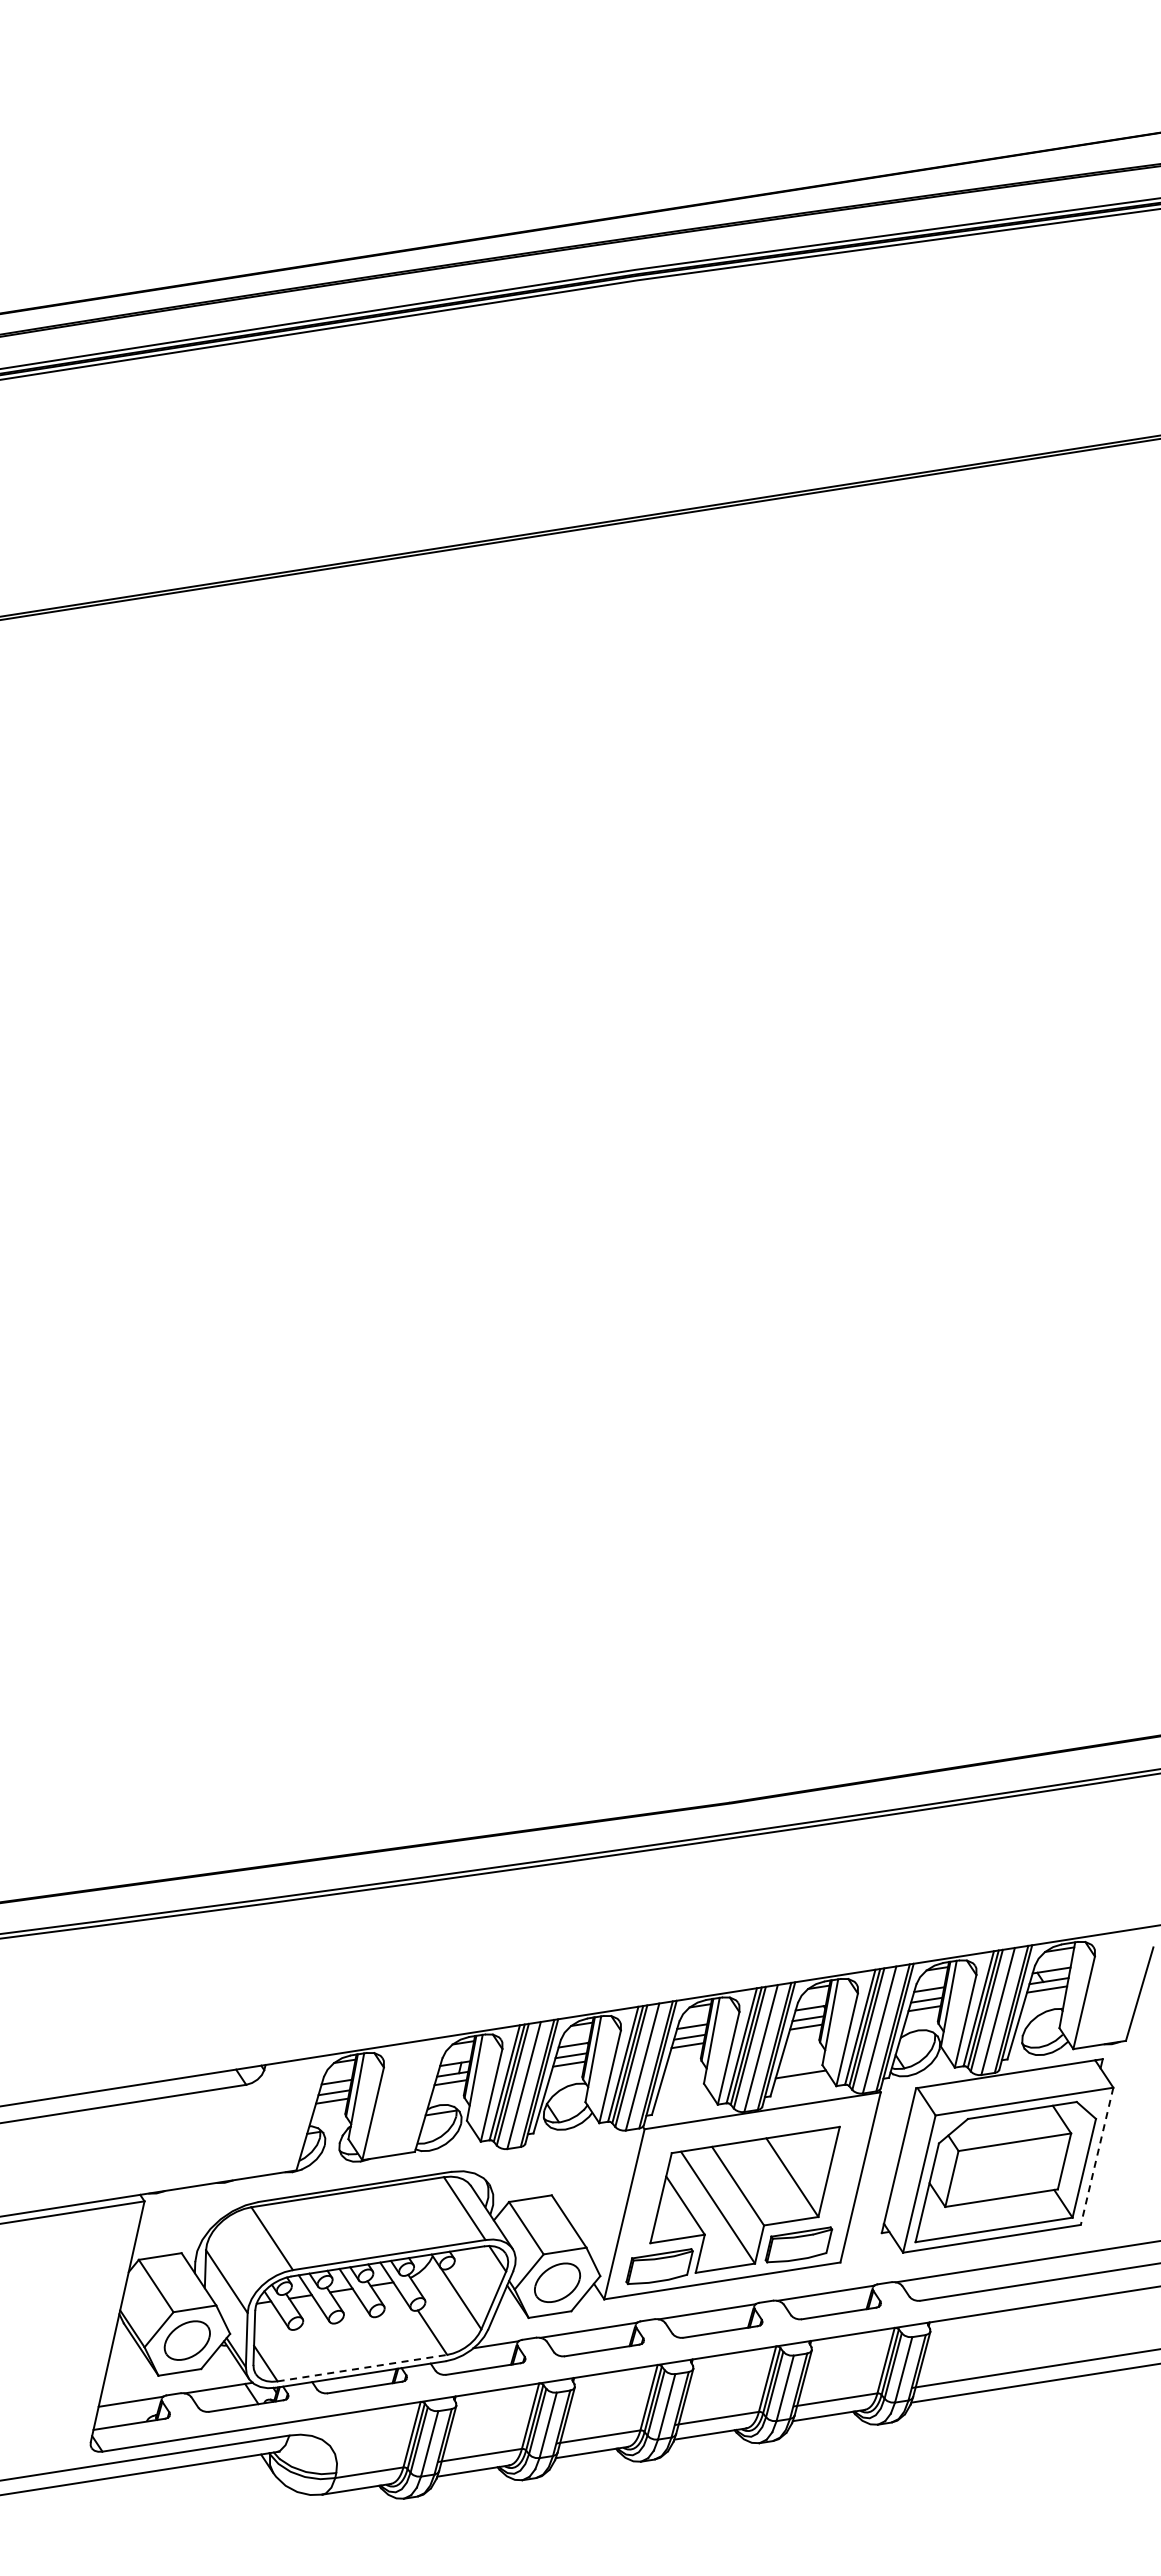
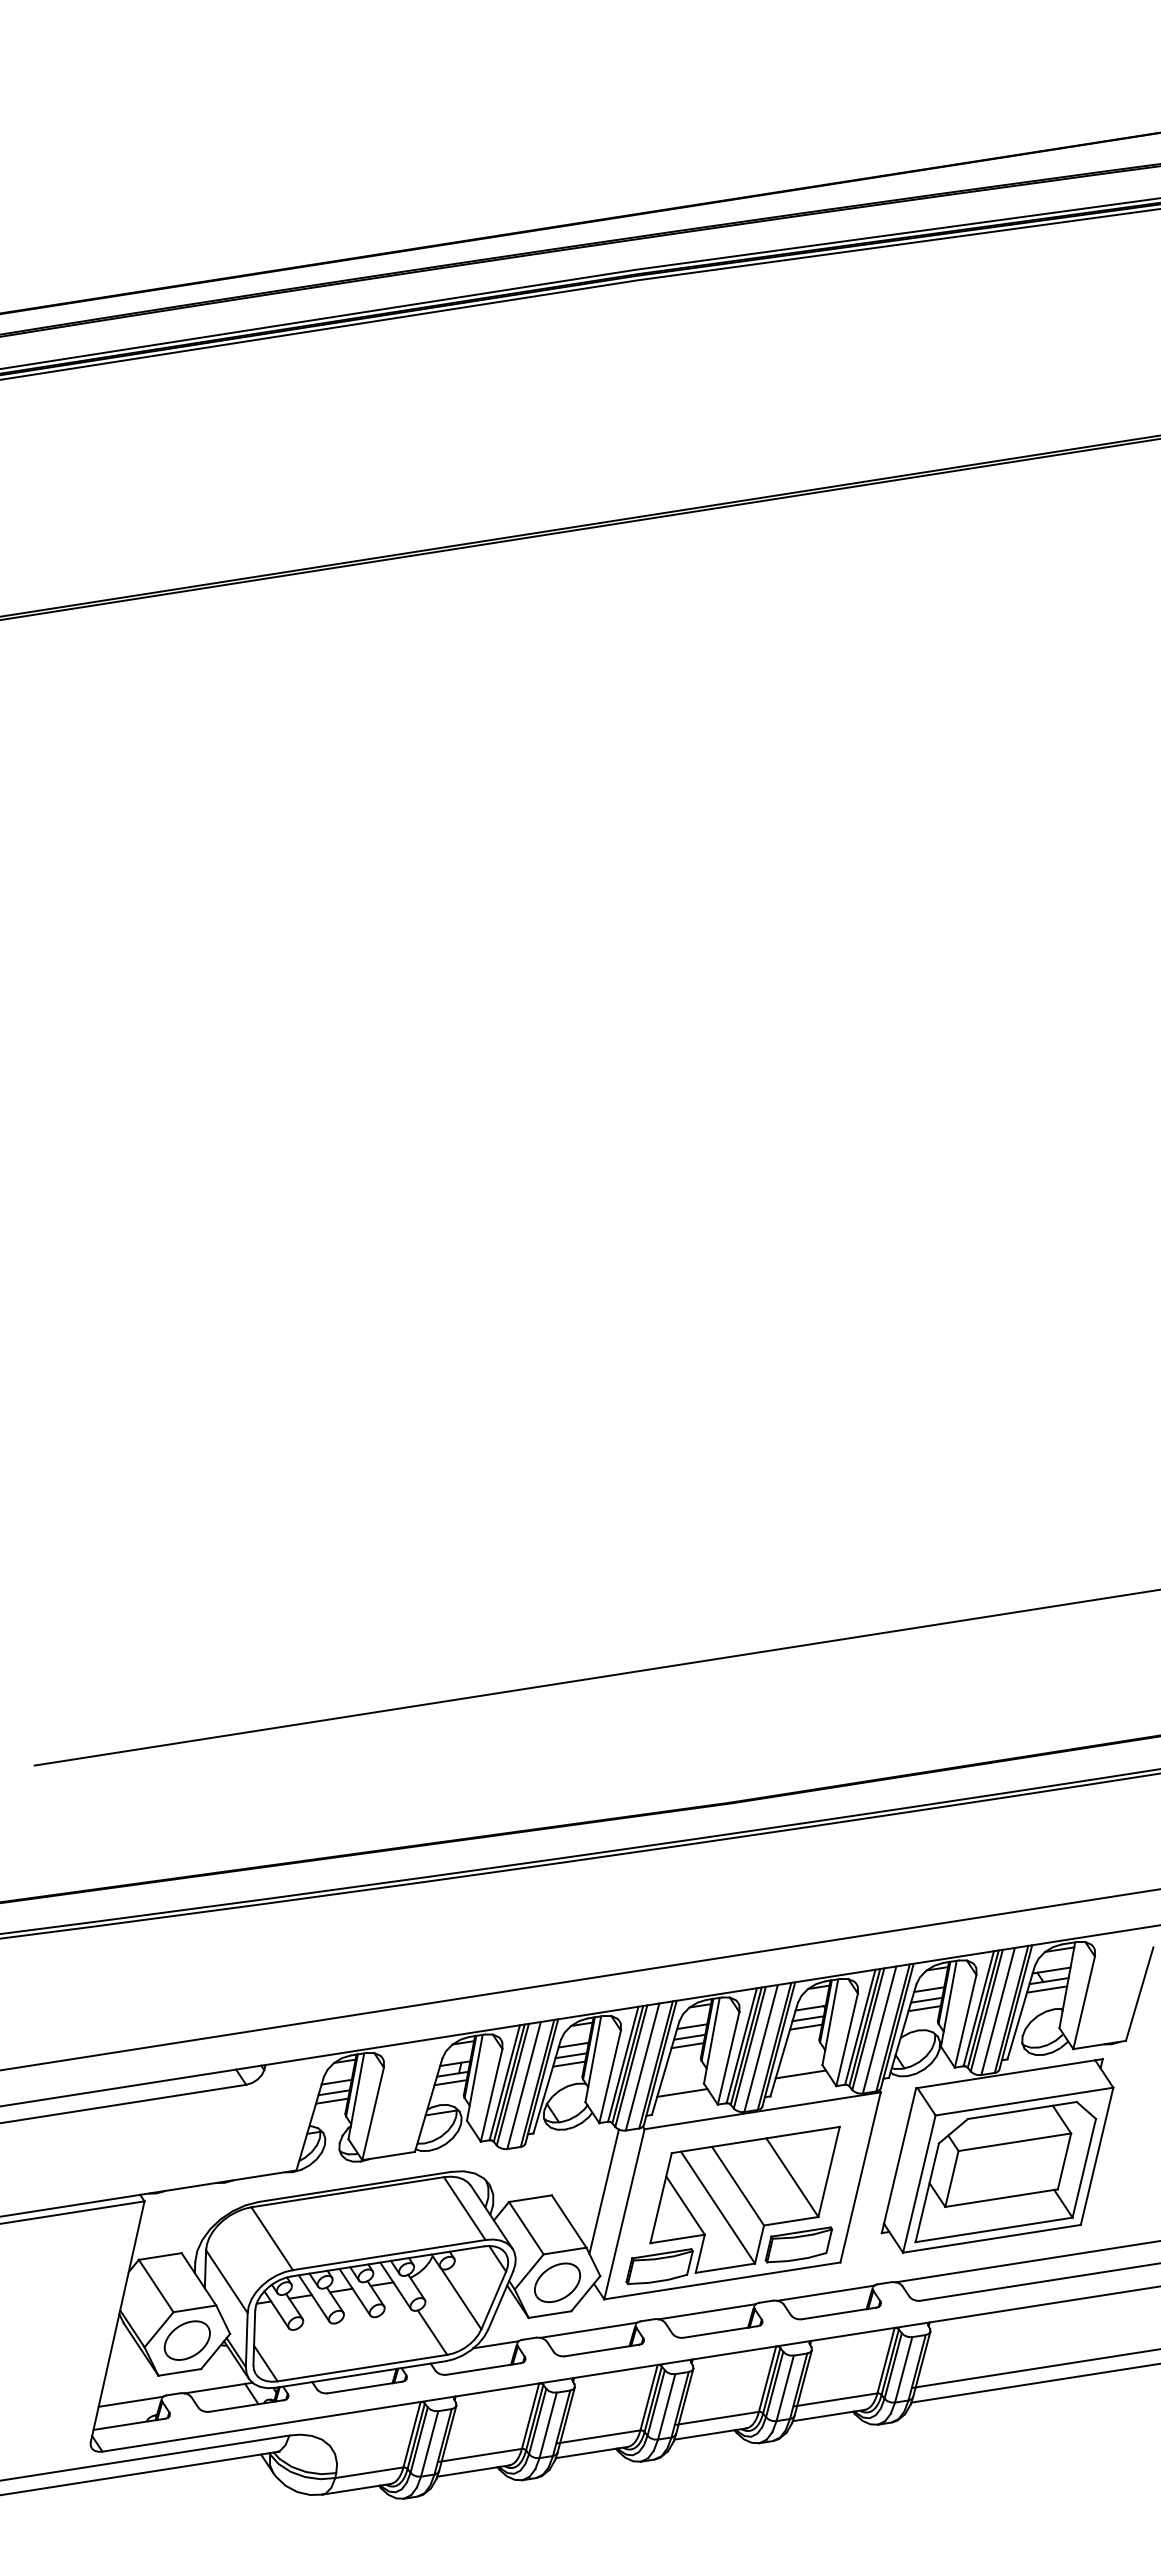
line: none -> present (595, 1677)
line: none -> present (579, 1979)
line: none -> present (682, 2092)
line: dashed -> solid (1097, 2156)
line: none -> present (603, 2191)
line: dashed -> solid (362, 2368)
